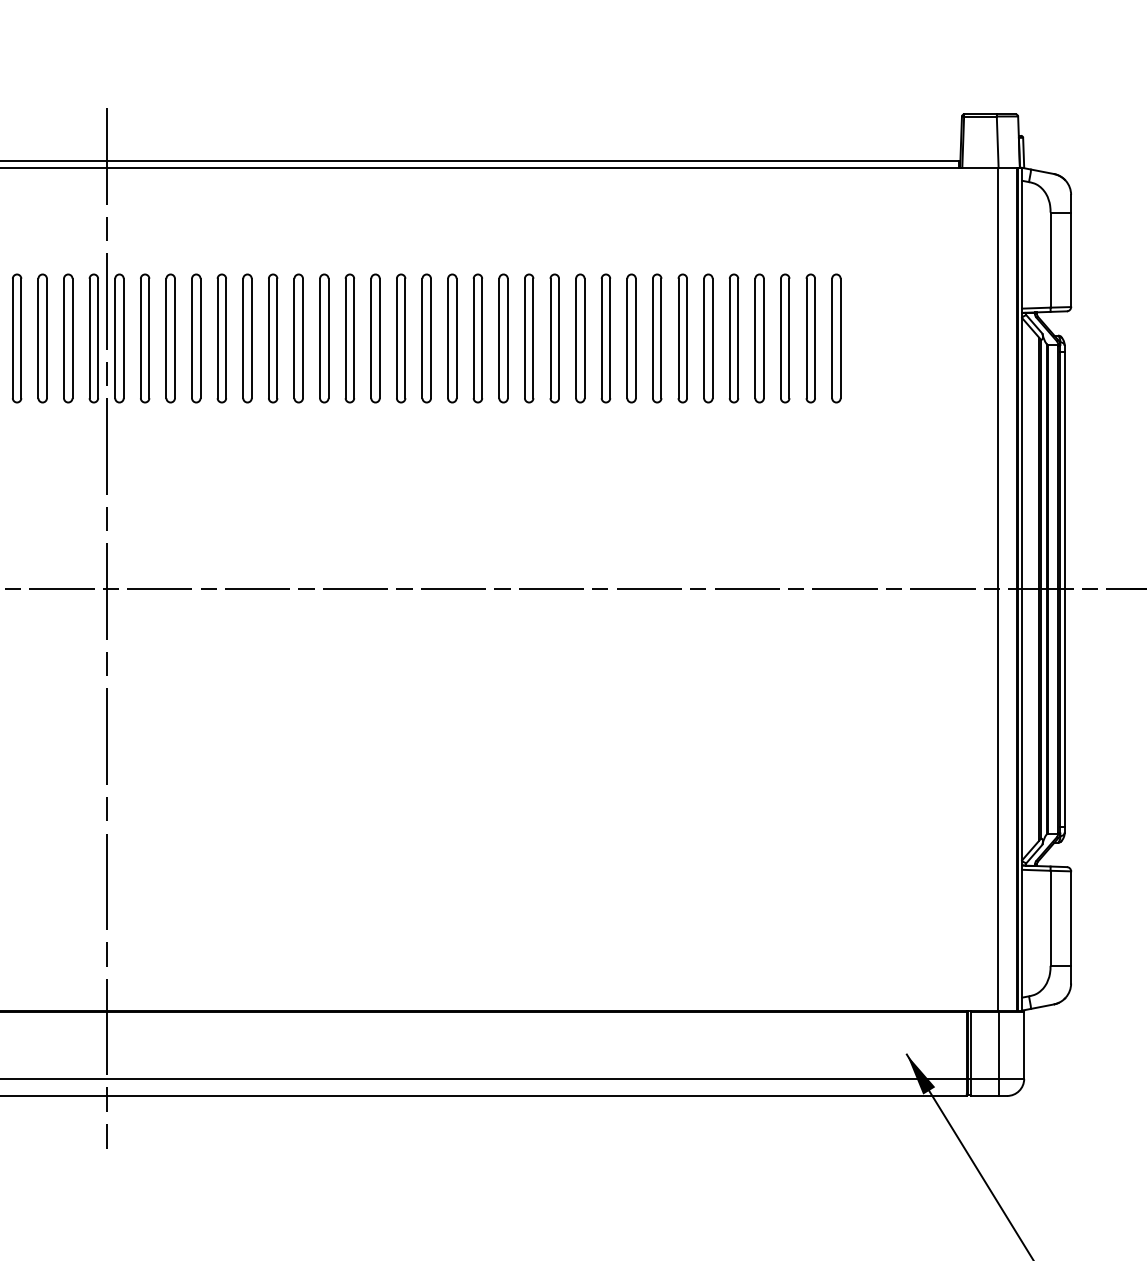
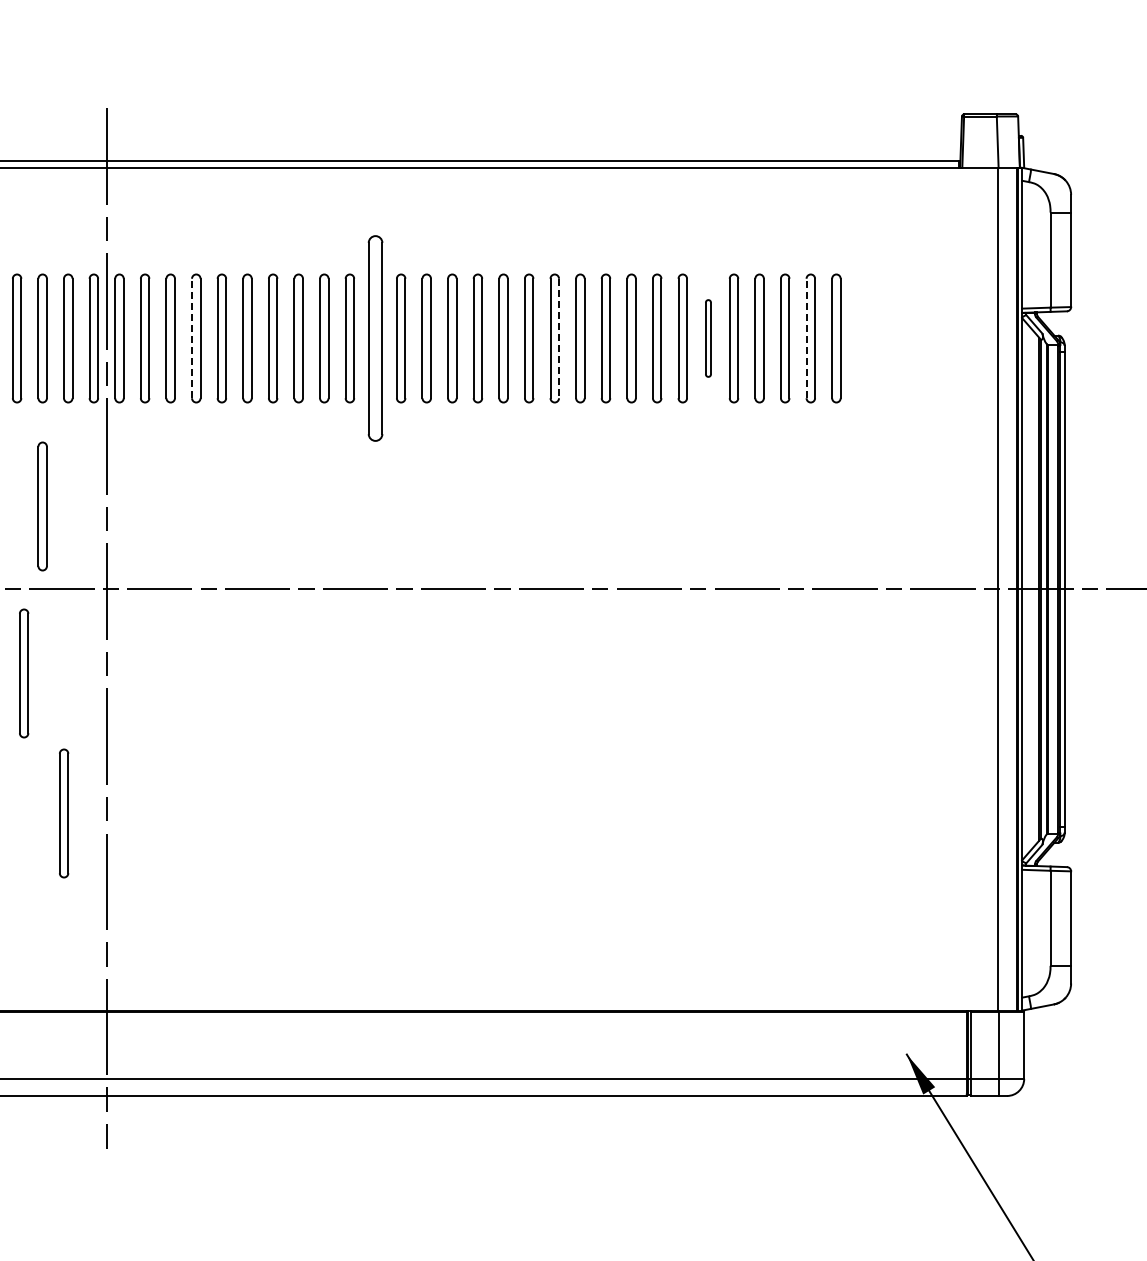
line: solid -> dashed (192, 338)
part size: 11x131 px -> 17x207 px (375, 338)
line: solid -> dashed (559, 338)
part size: 11x131 px -> 7x79 px (708, 338)
line: solid -> dashed (806, 338)
part: none -> present (42, 506)
part: none -> present (24, 673)
part: none -> present (64, 813)
